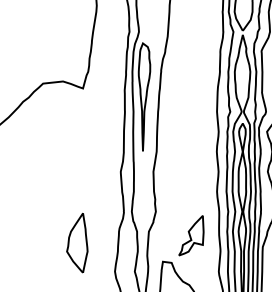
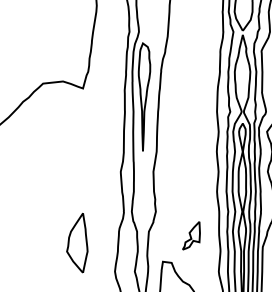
part size: 27x42 px -> 19x30 px (191, 235)
